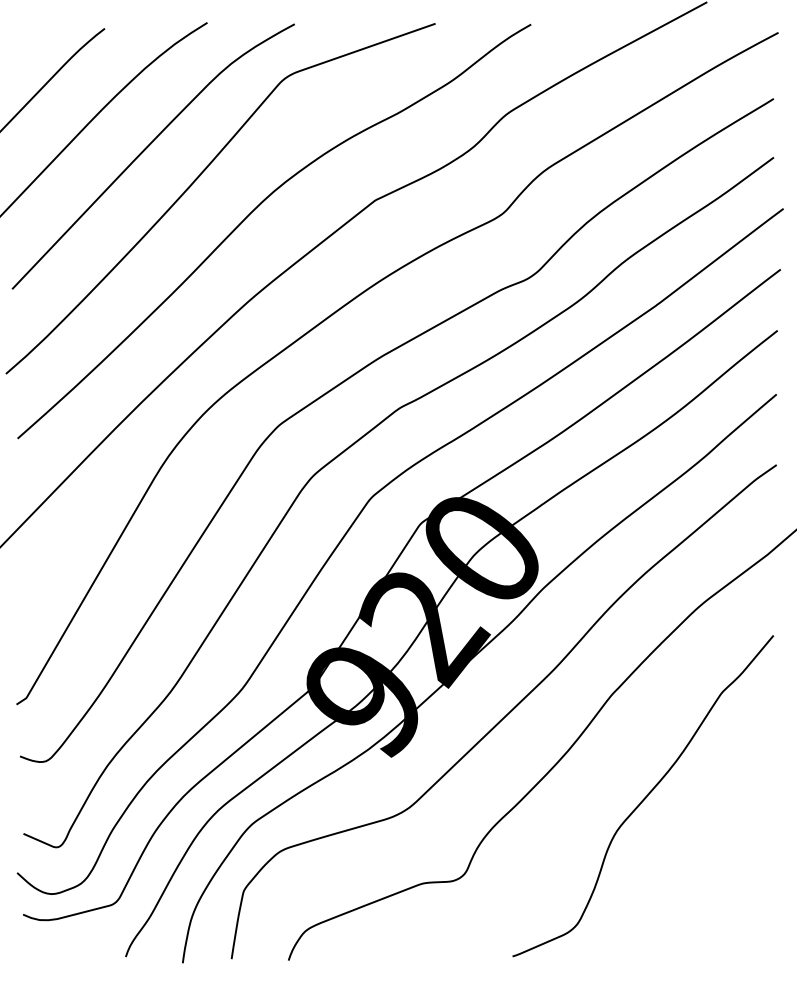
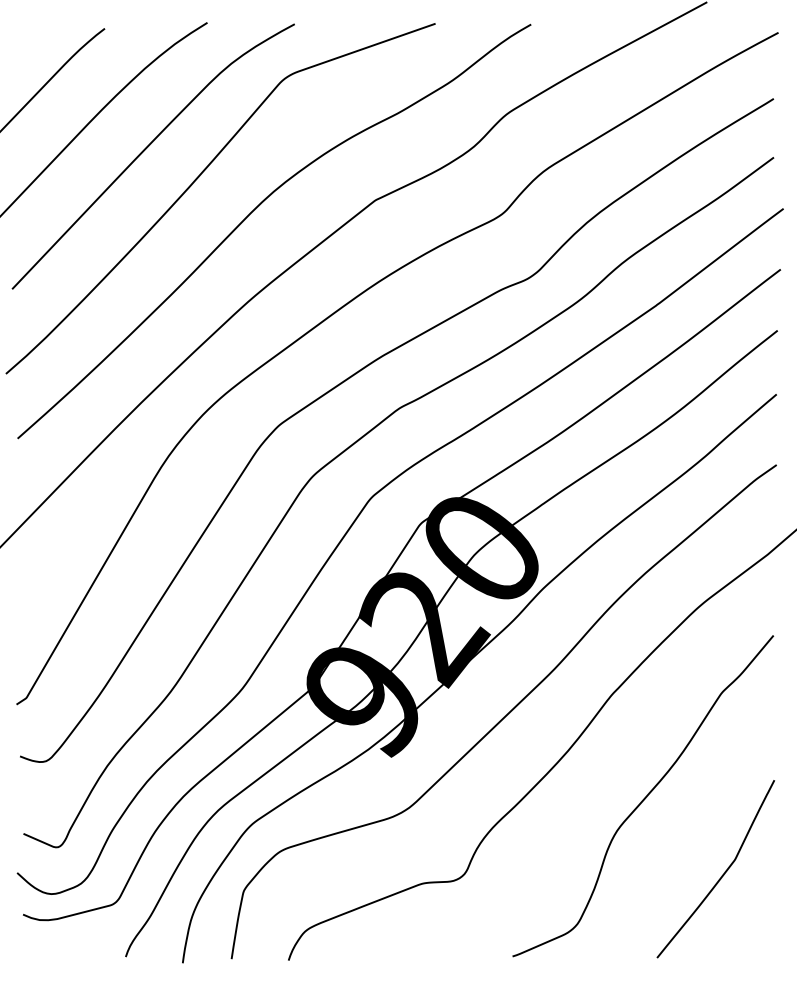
curve: none -> present (721, 875)
